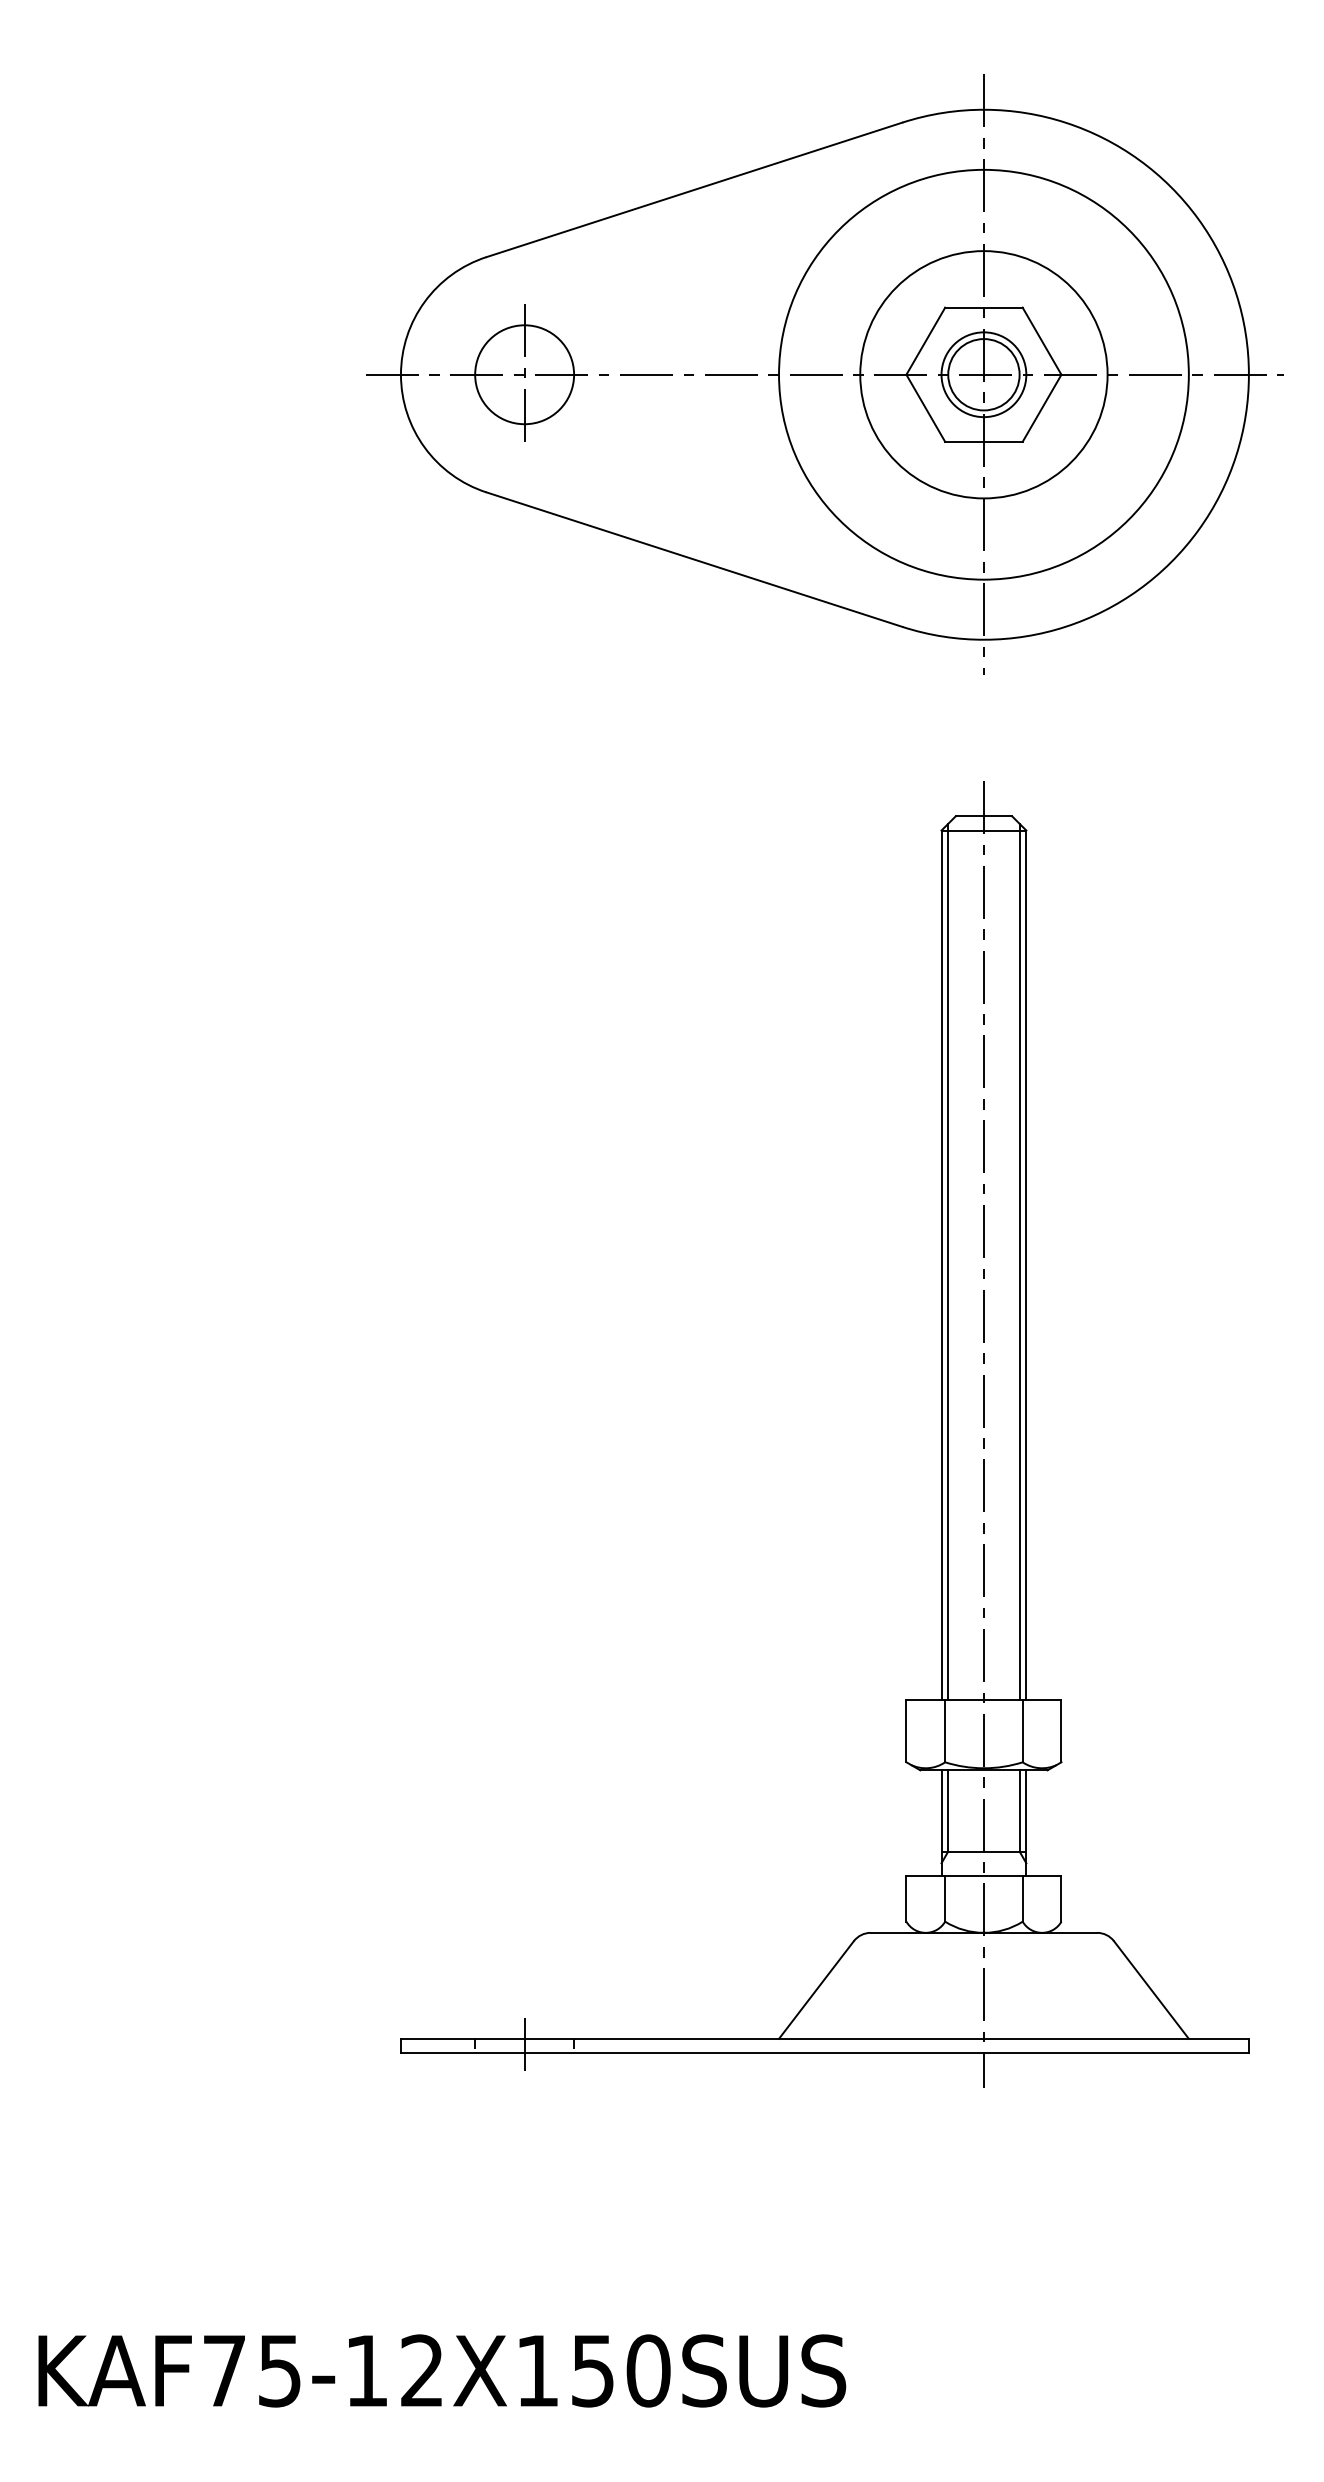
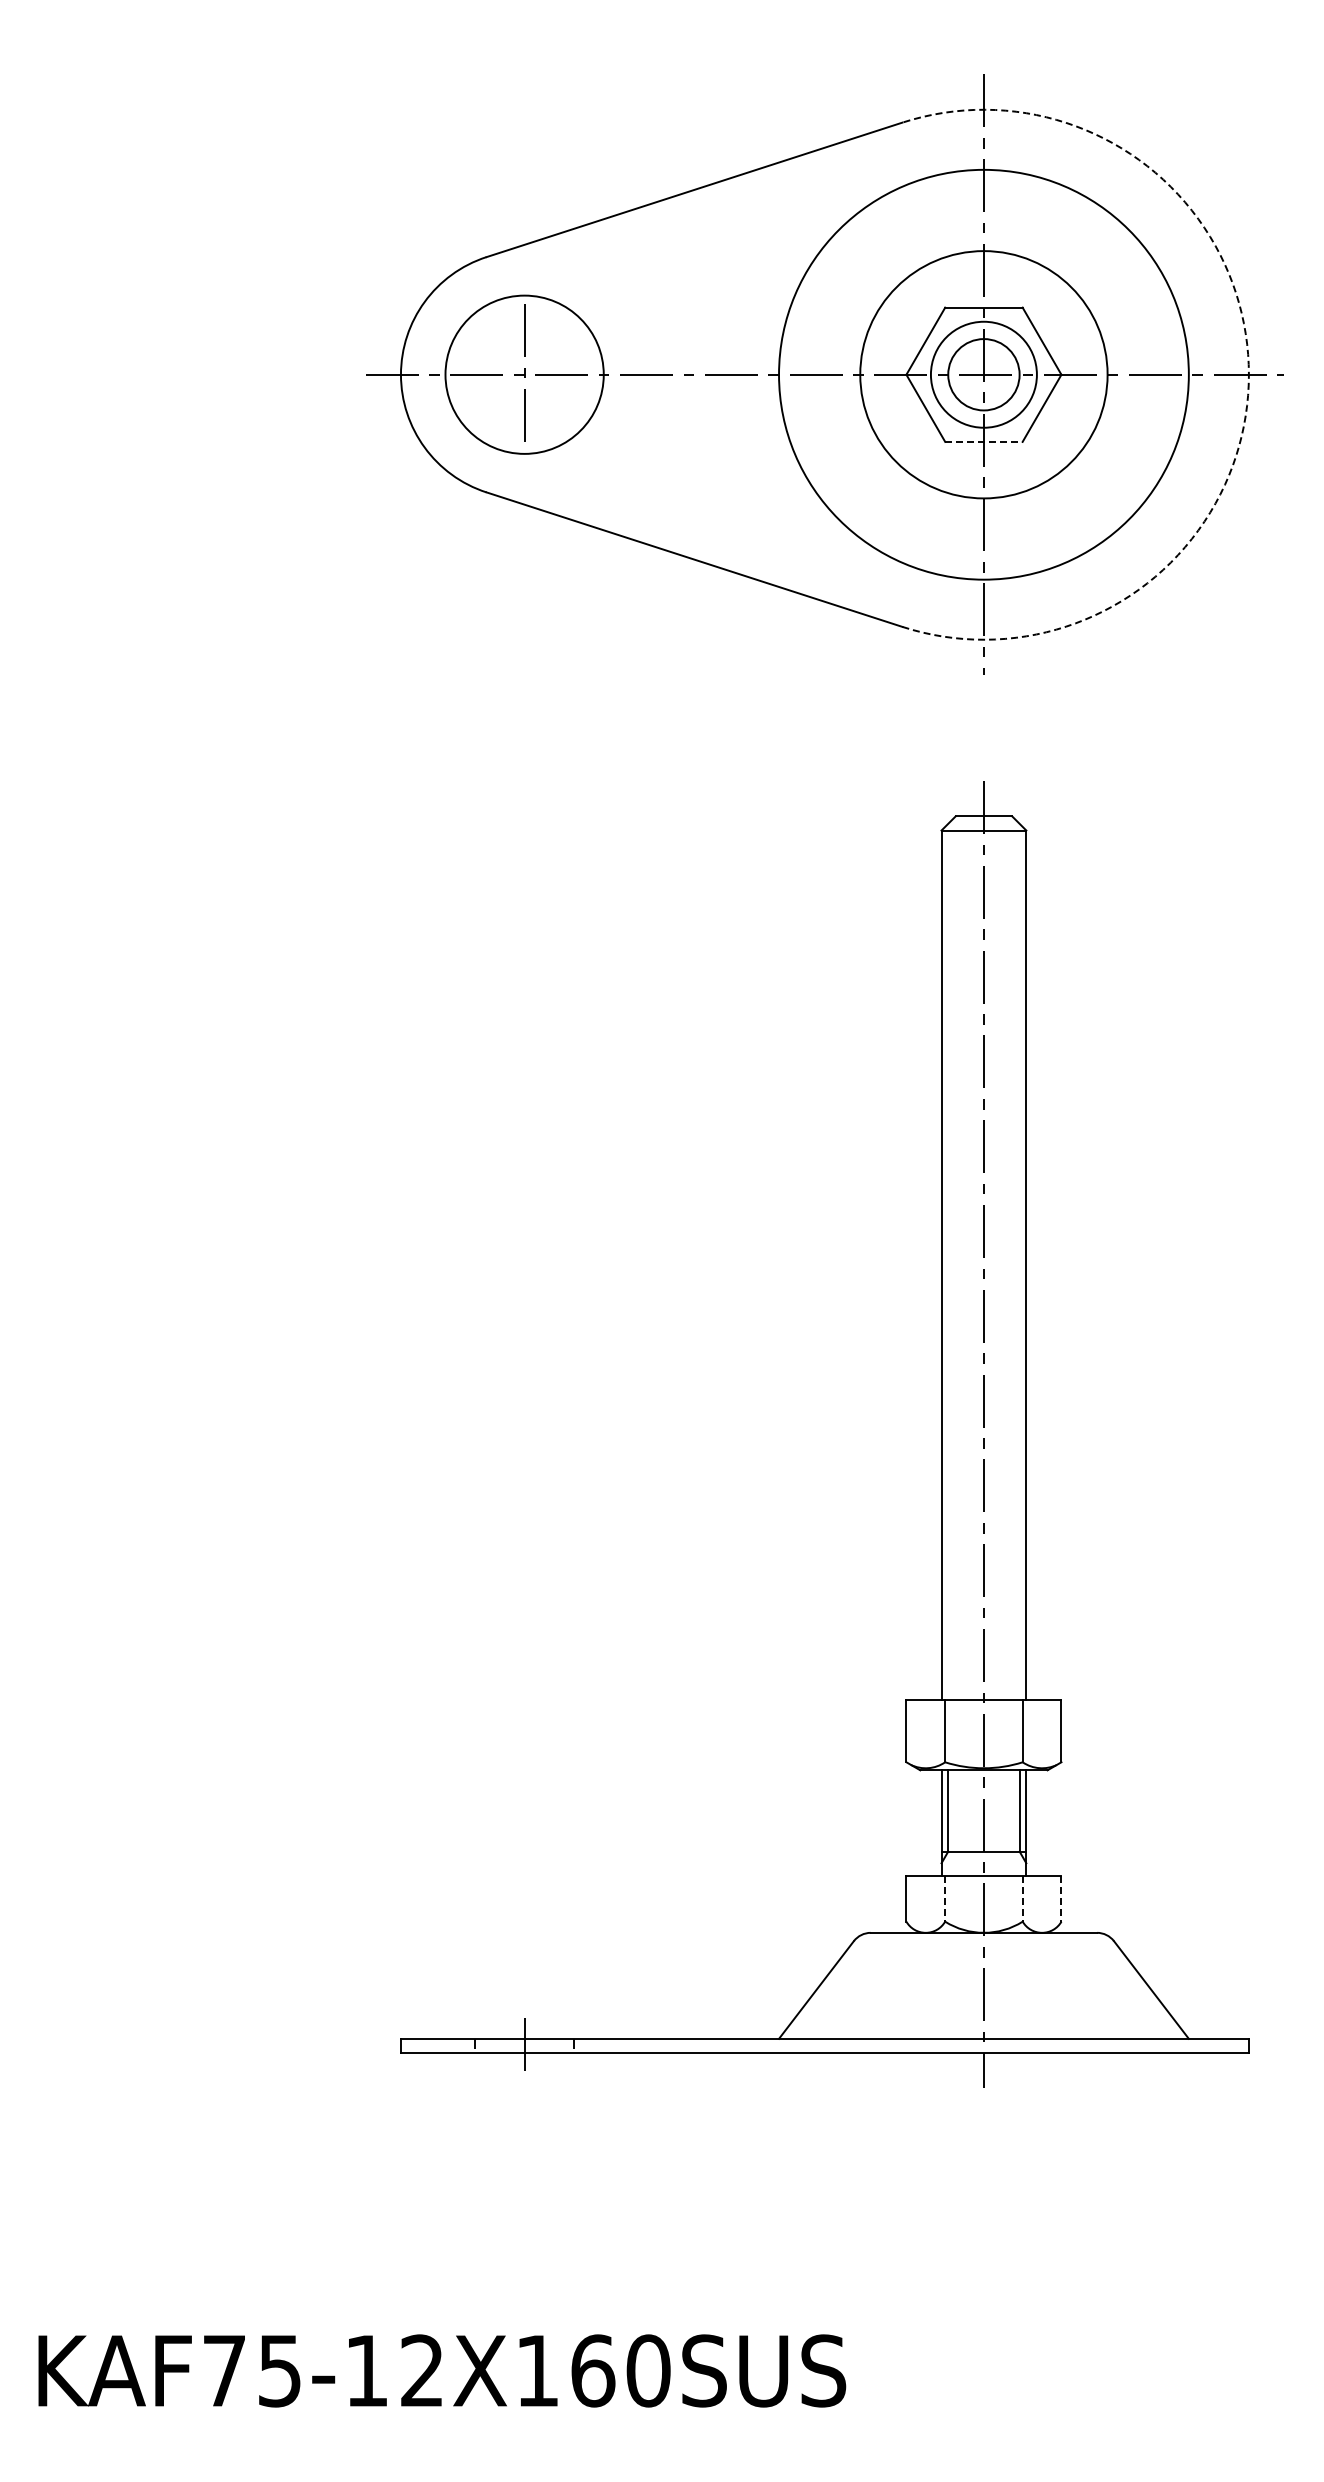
circle diameter: 99 px -> 158 px (524, 374)
circle diameter: 85 px -> 106 px (983, 374)
arc: solid -> dashed (1248, 374)
line: solid -> dashed (983, 441)
line: present -> none (948, 1261)
line: present -> none (1019, 1261)
line: solid -> dashed (945, 1899)
line: solid -> dashed (1022, 1899)
line: solid -> dashed (1061, 1899)
text: KAF75-12X150SUS -> KAF75-12X160SUS (593, 2370)
